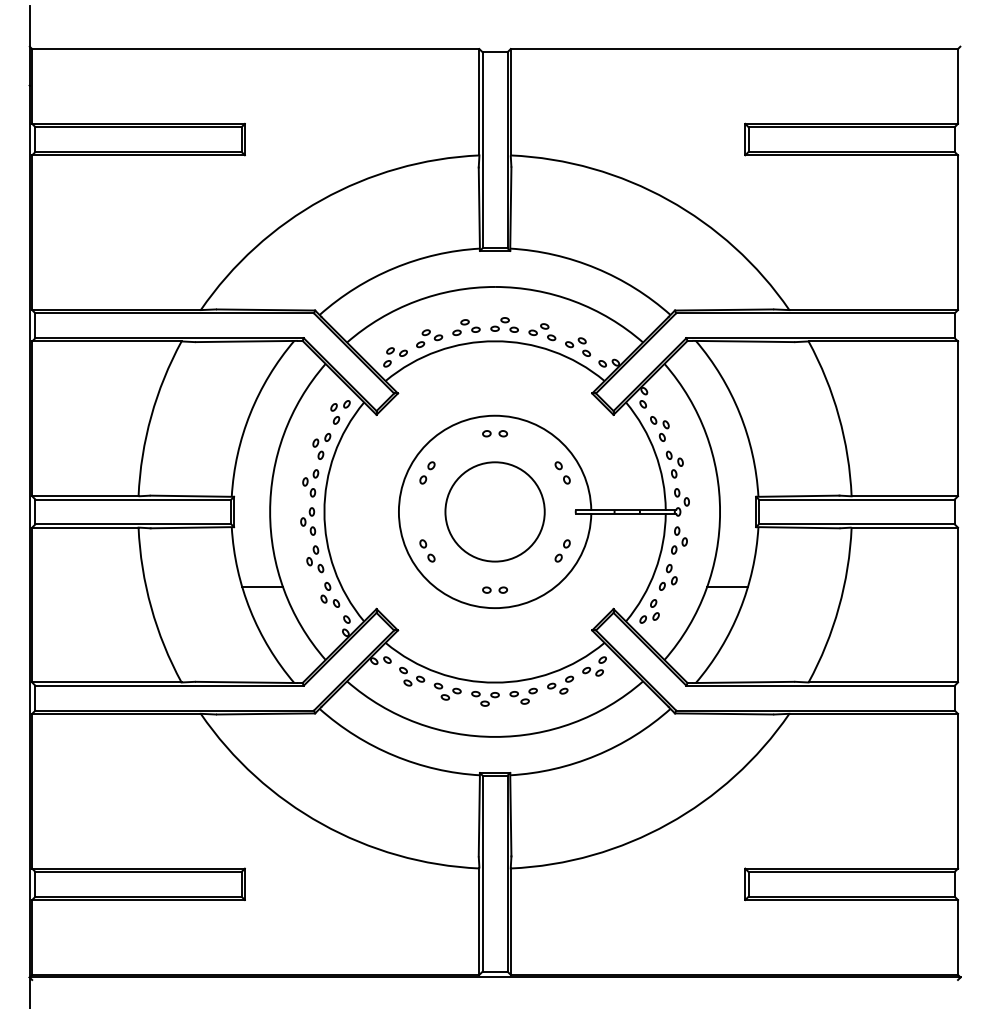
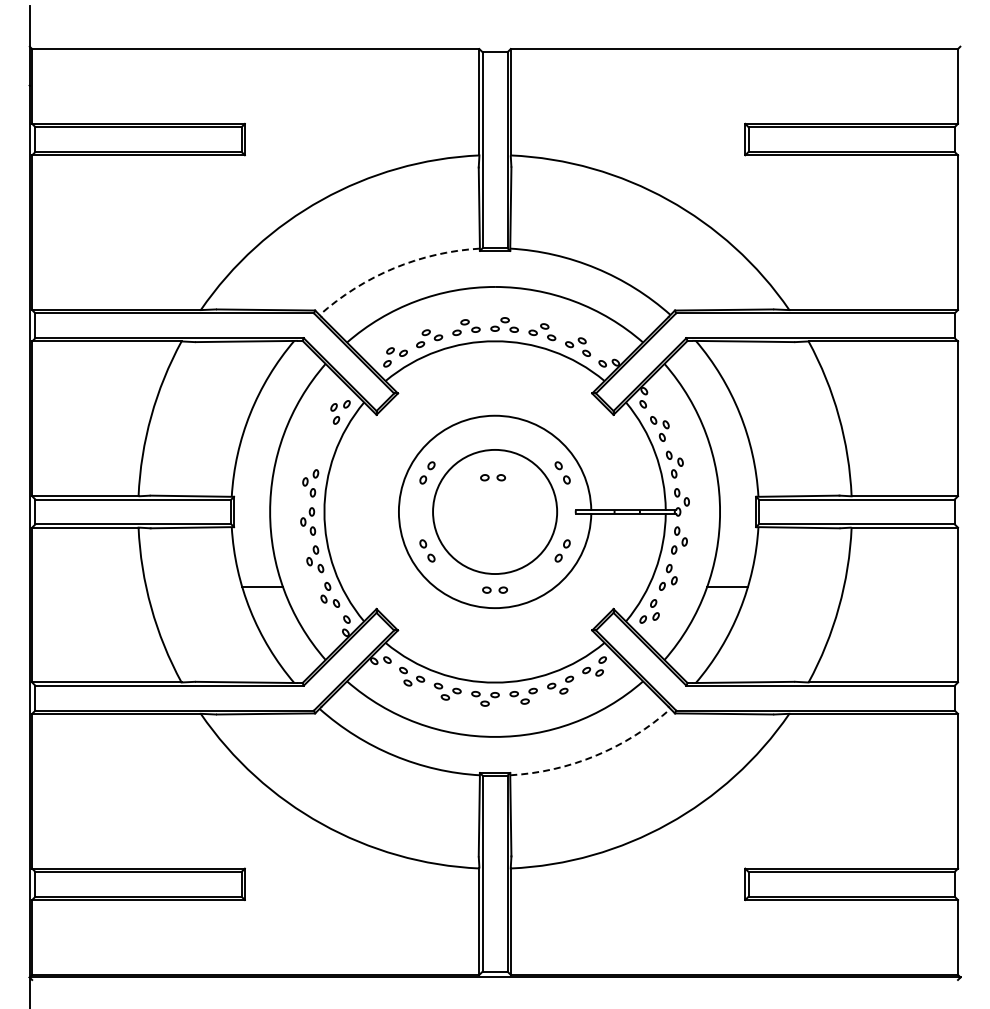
arc: solid -> dashed (394, 268)
part position: (494, 433) -> (492, 477) (492, 477)
part: present -> none (321, 446)
circle diameter: 99 px -> 124 px (495, 511)
arc: solid -> dashed (596, 755)
